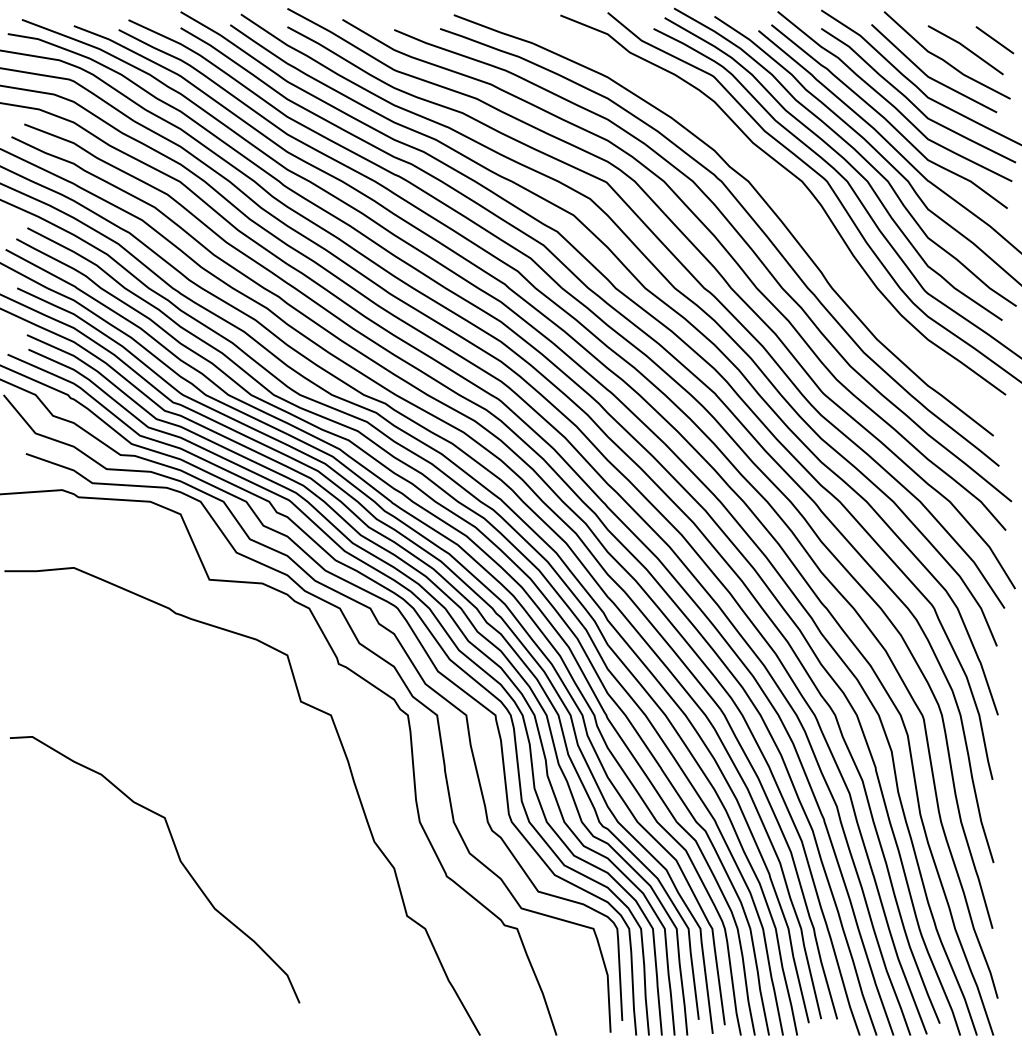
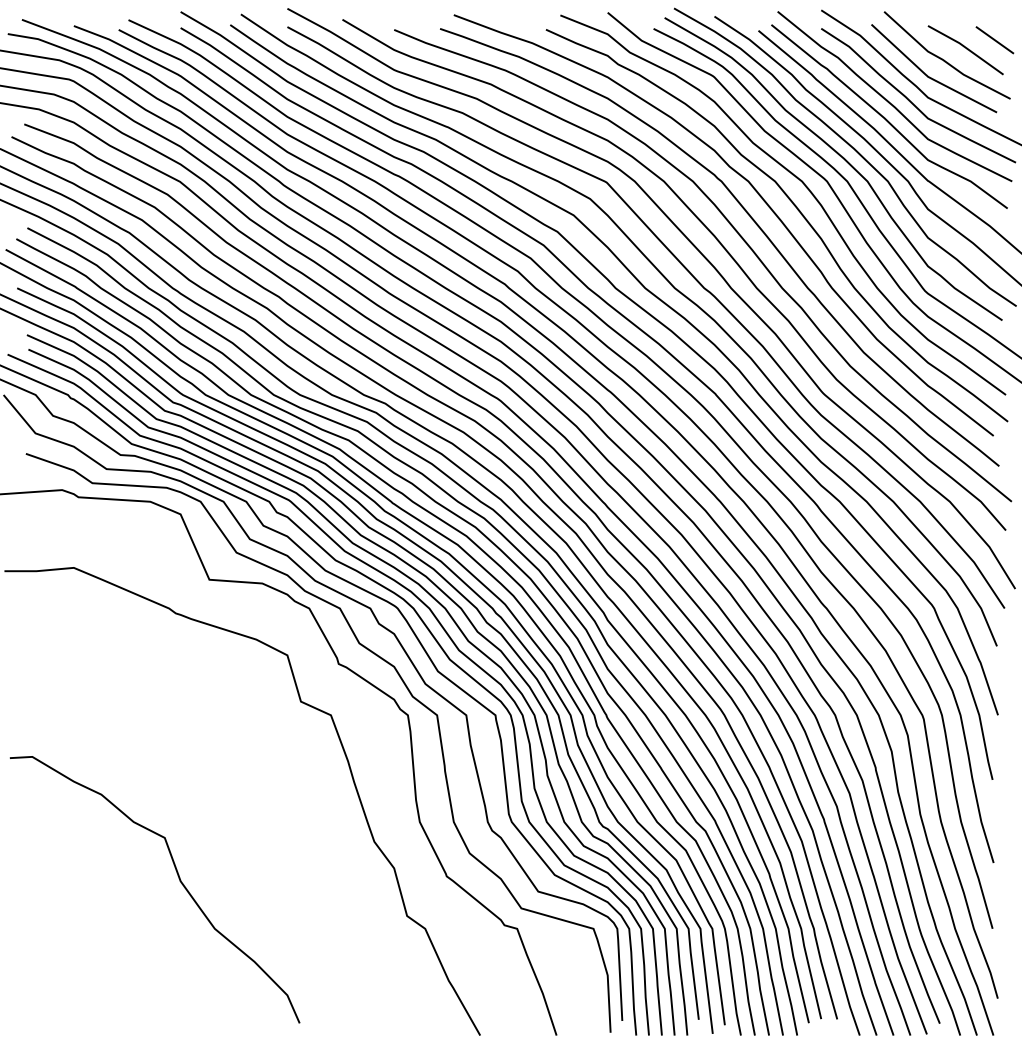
curve: none -> present (797, 210)
curve position: (179, 861) -> (179, 881) (179, 881)
